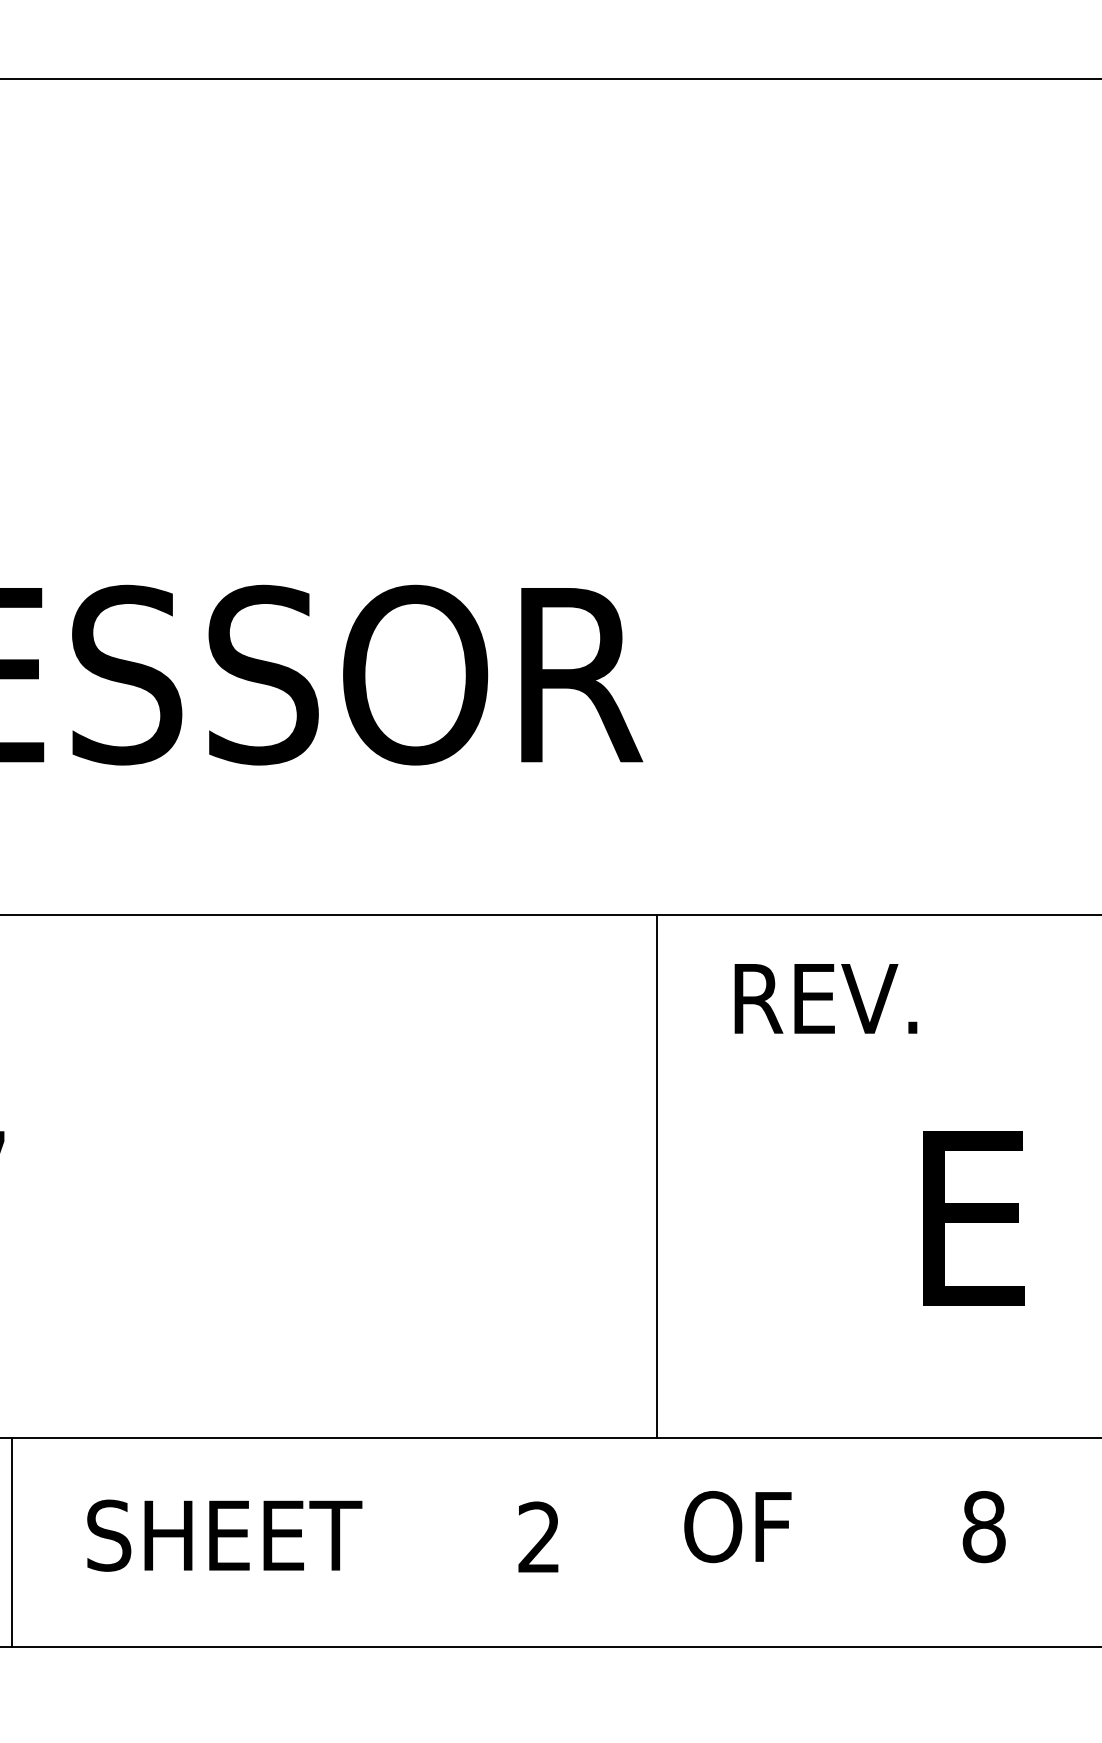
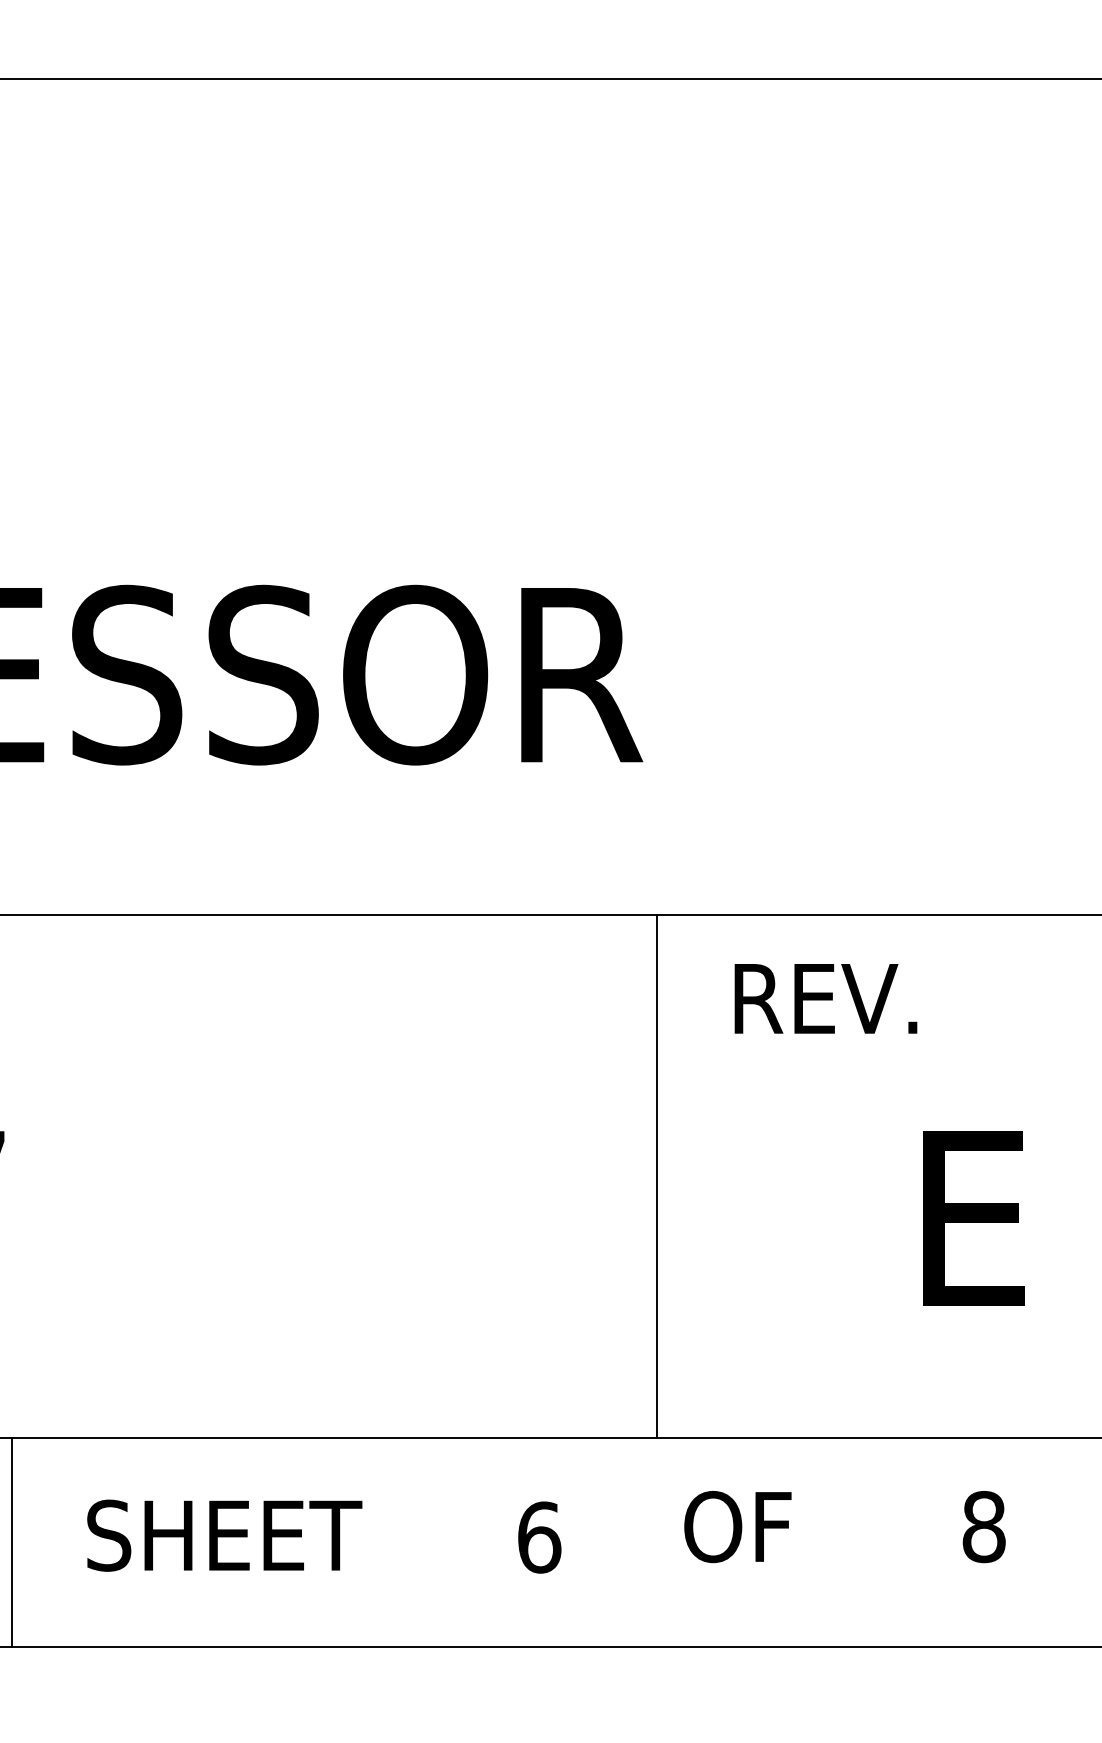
text: 2 -> 6 (539, 1537)
